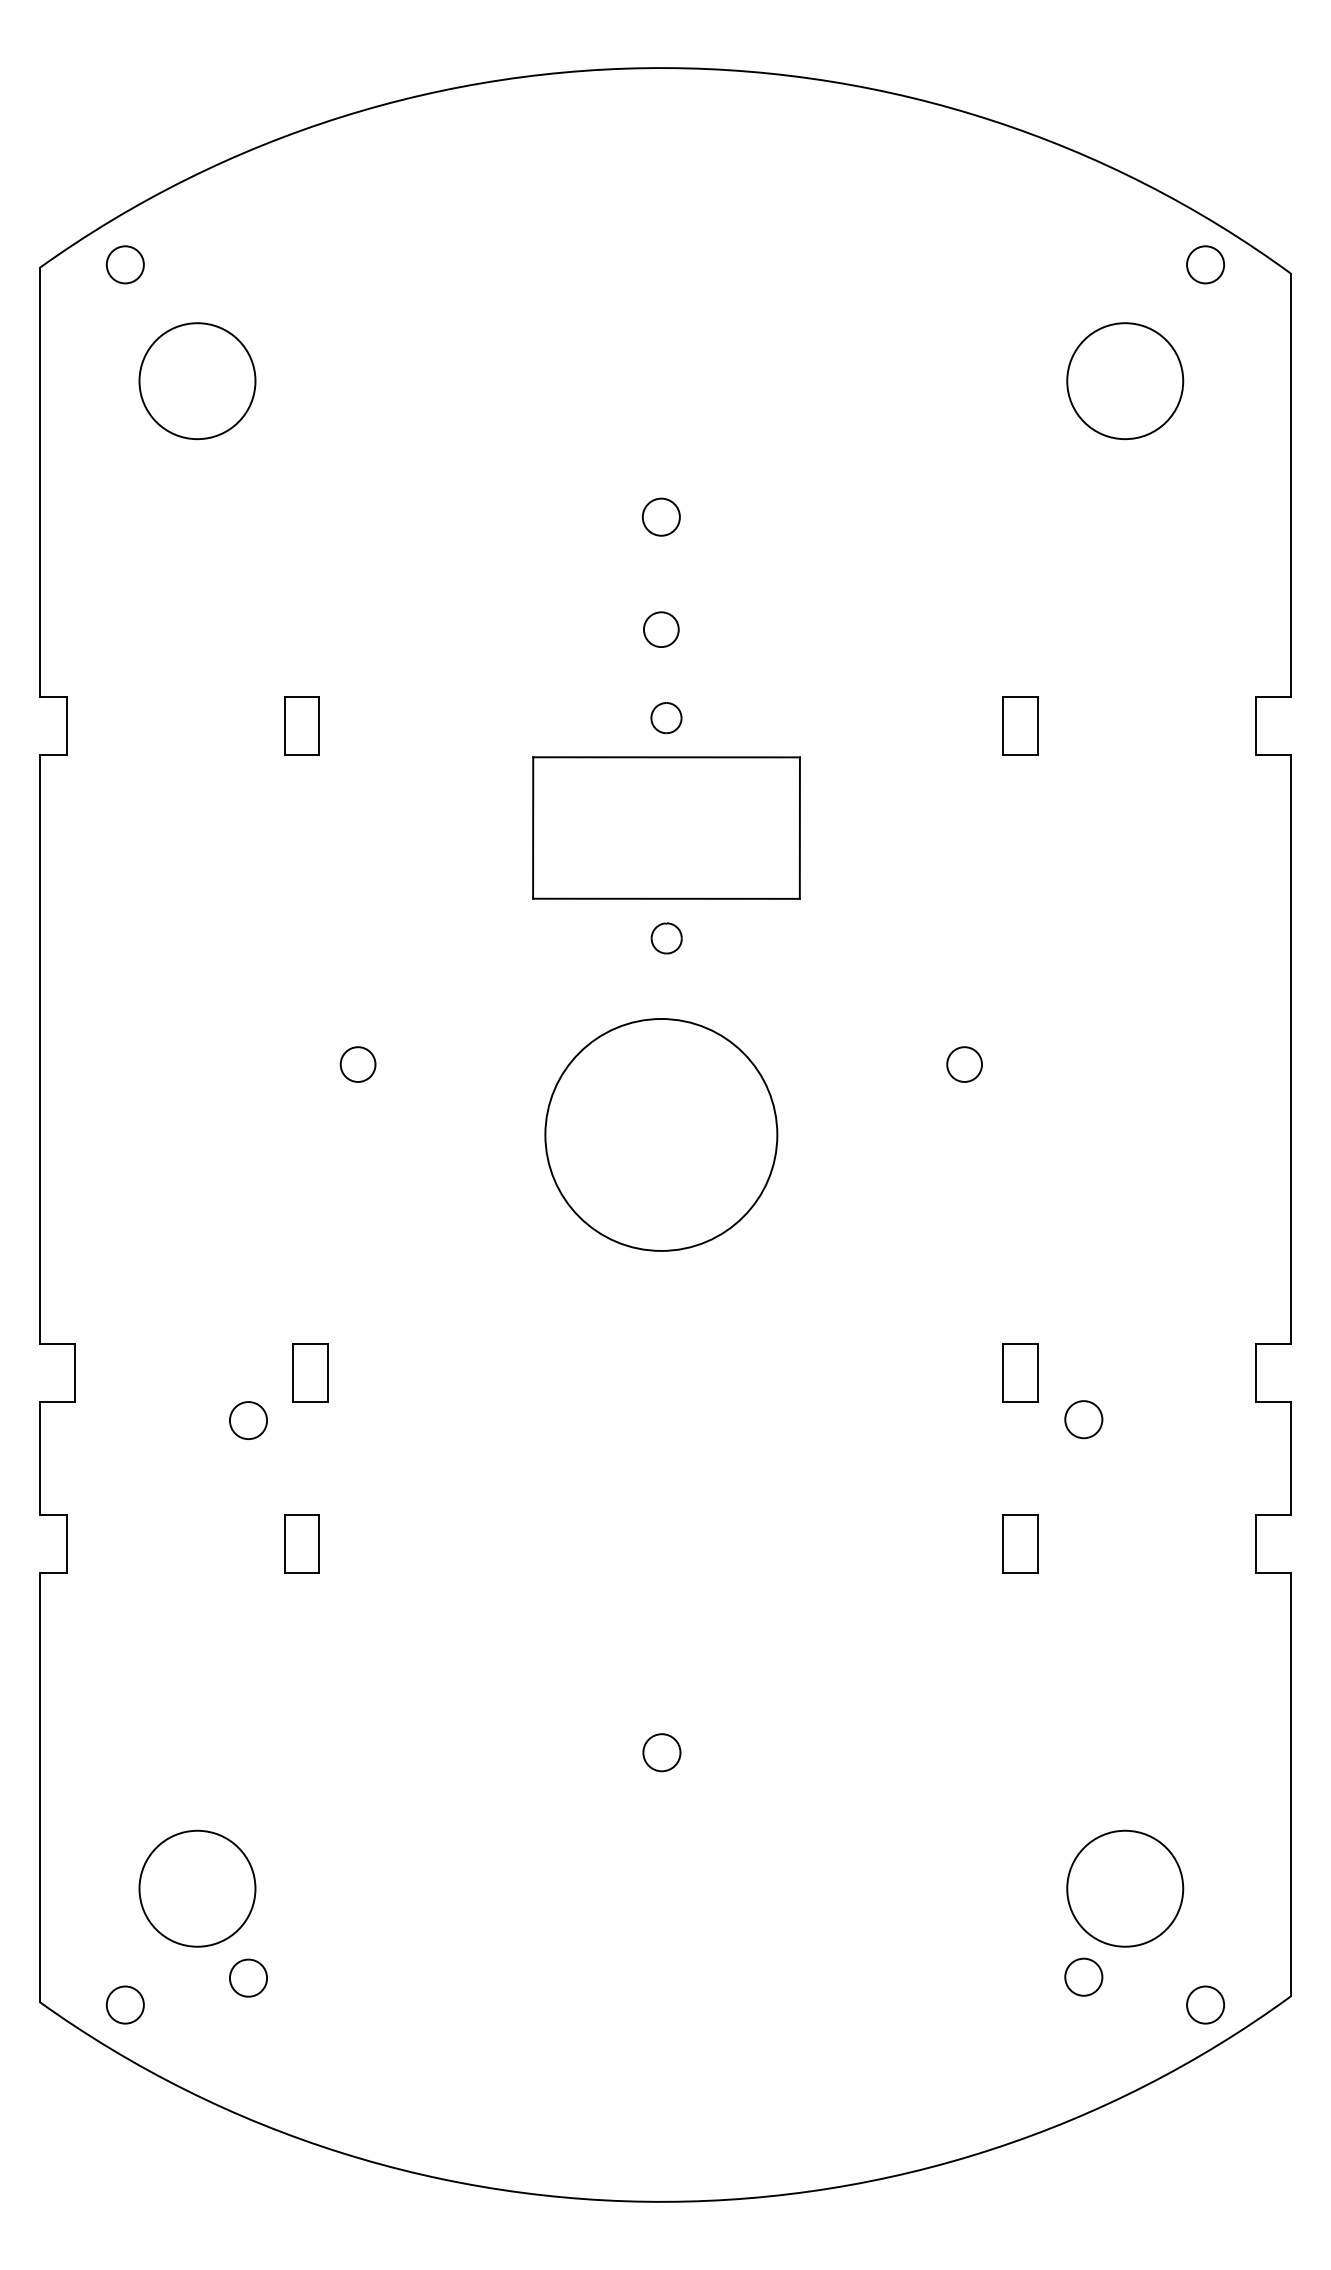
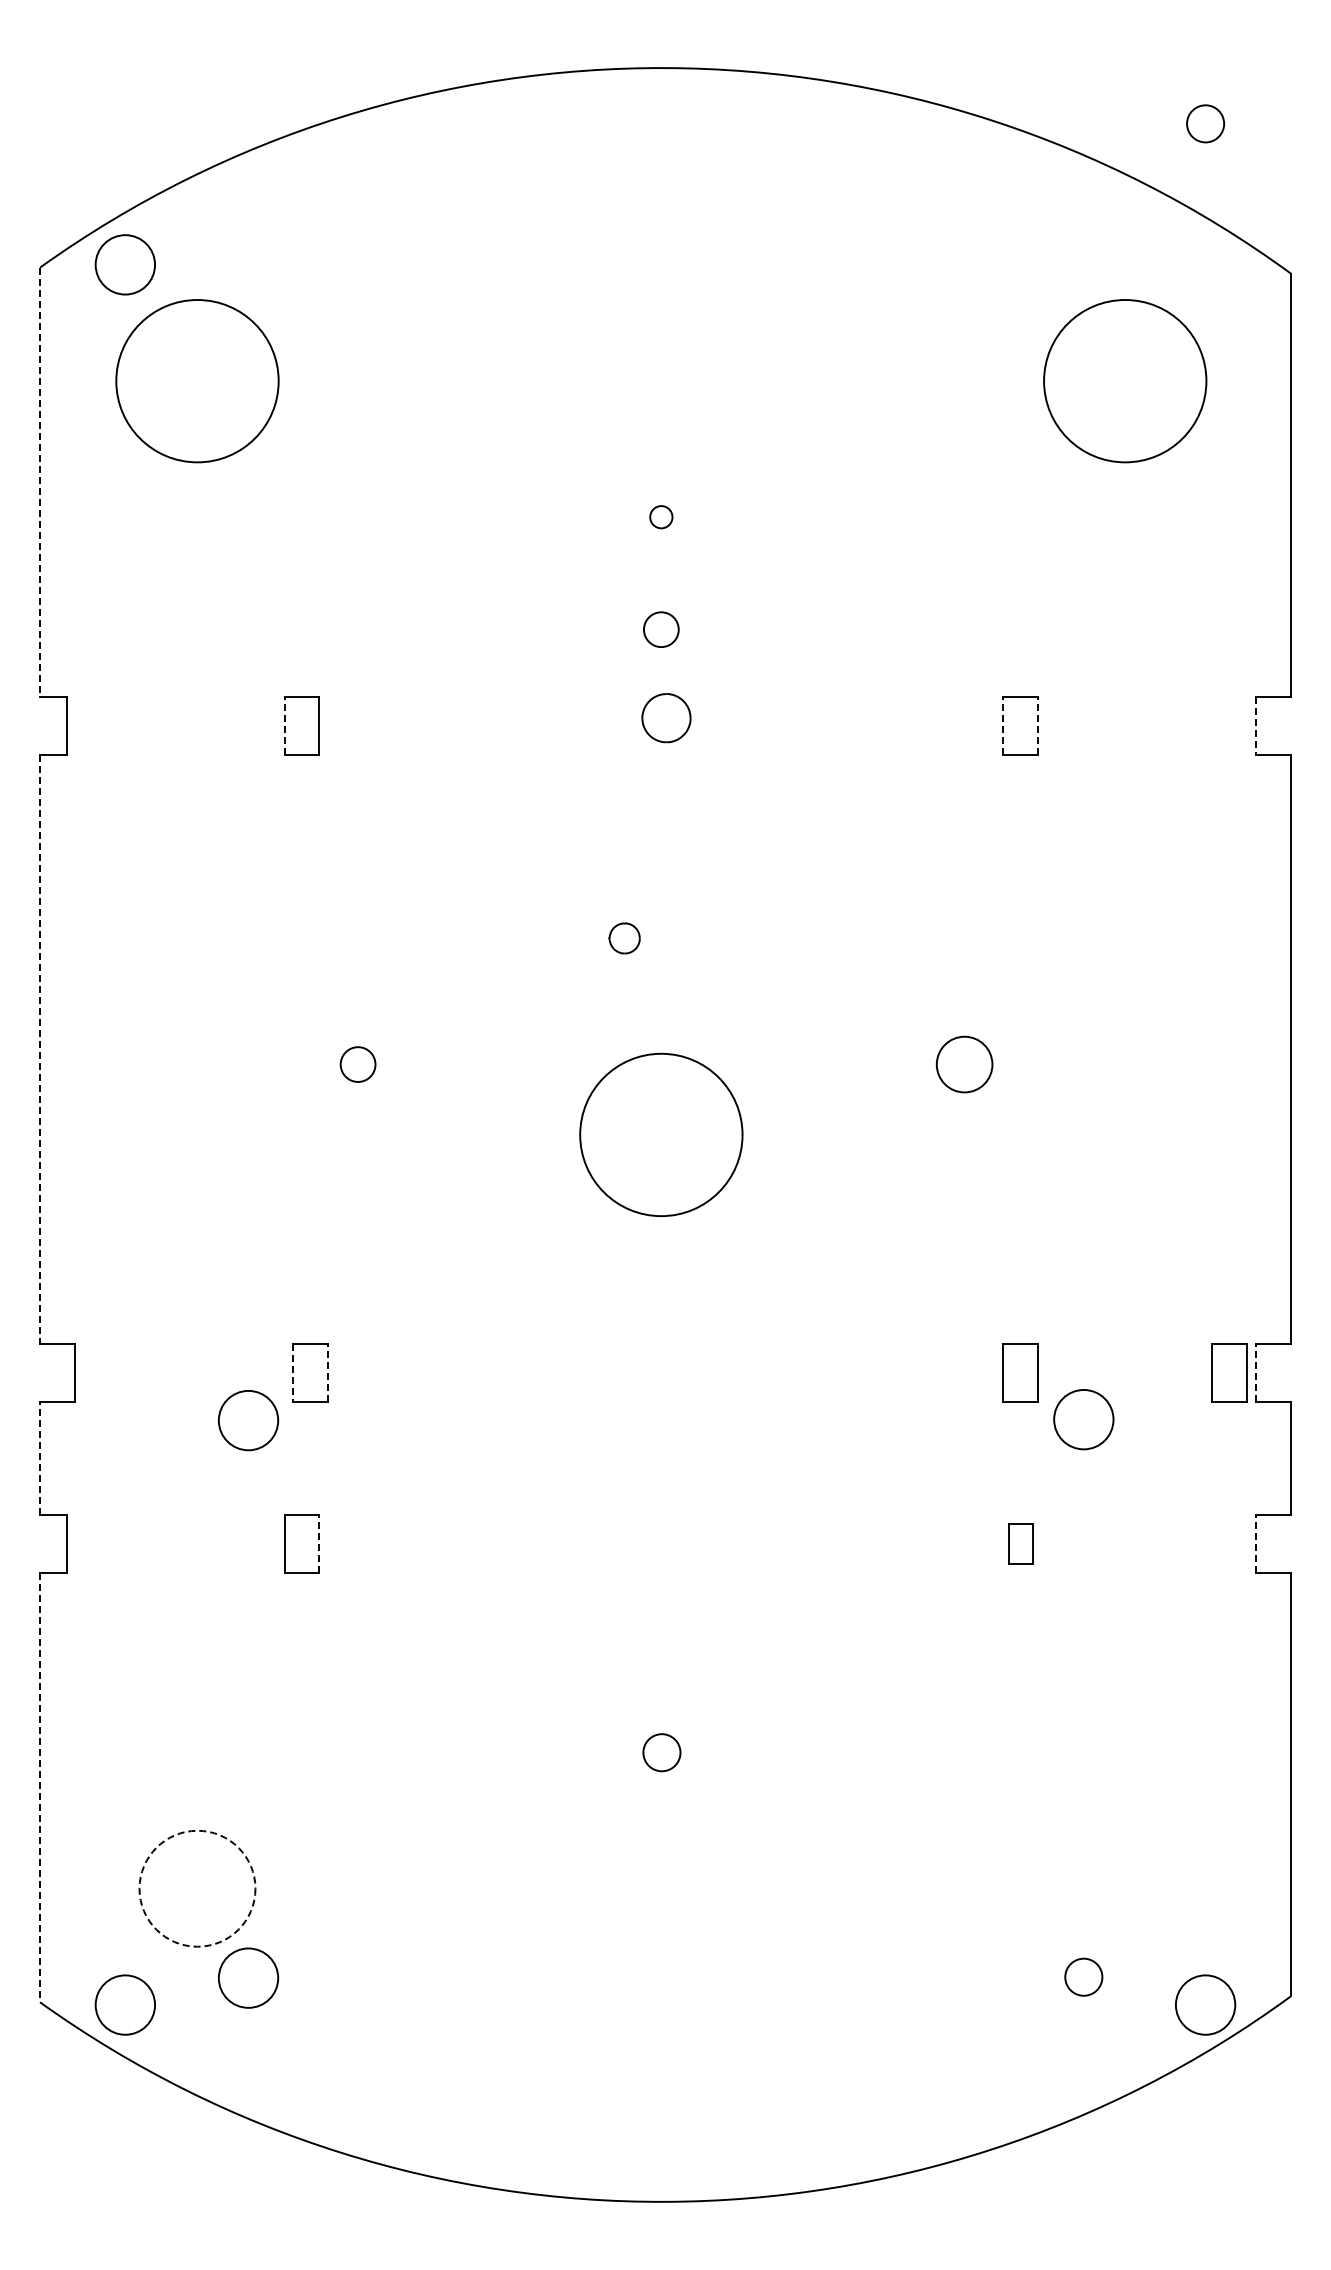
circle diameter: 37 px -> 59 px (125, 264)
circle position: (1205, 264) -> (1205, 123) (1205, 123)
circle diameter: 116 px -> 162 px (197, 381)
circle diameter: 116 px -> 162 px (1125, 381)
line: solid -> dashed (40, 482)
circle diameter: 37 px -> 22 px (661, 517)
part size: 33x32 px -> 51x51 px (666, 718)
line: solid -> dashed (284, 725)
line: solid -> dashed (1003, 725)
line: solid -> dashed (1038, 725)
line: solid -> dashed (1256, 725)
part: present -> none (666, 827)
part position: (666, 938) -> (624, 938) (624, 938)
line: solid -> dashed (40, 1049)
circle diameter: 35 px -> 56 px (964, 1064)
circle diameter: 232 px -> 162 px (661, 1134)
line: solid -> dashed (292, 1372)
line: solid -> dashed (327, 1372)
part: none -> present (1229, 1372)
line: solid -> dashed (1256, 1372)
circle diameter: 37 px -> 59 px (1083, 1419)
circle diameter: 37 px -> 59 px (248, 1420)
line: solid -> dashed (40, 1458)
part size: 37x60 px -> 26x42 px (1020, 1543)
line: solid -> dashed (319, 1544)
line: solid -> dashed (1256, 1544)
line: solid -> dashed (40, 1787)
circle: solid -> dashed (197, 1888)
circle: present -> none (1125, 1888)
circle diameter: 37 px -> 59 px (248, 1977)
circle diameter: 37 px -> 59 px (125, 2004)
circle diameter: 37 px -> 59 px (1205, 2004)
